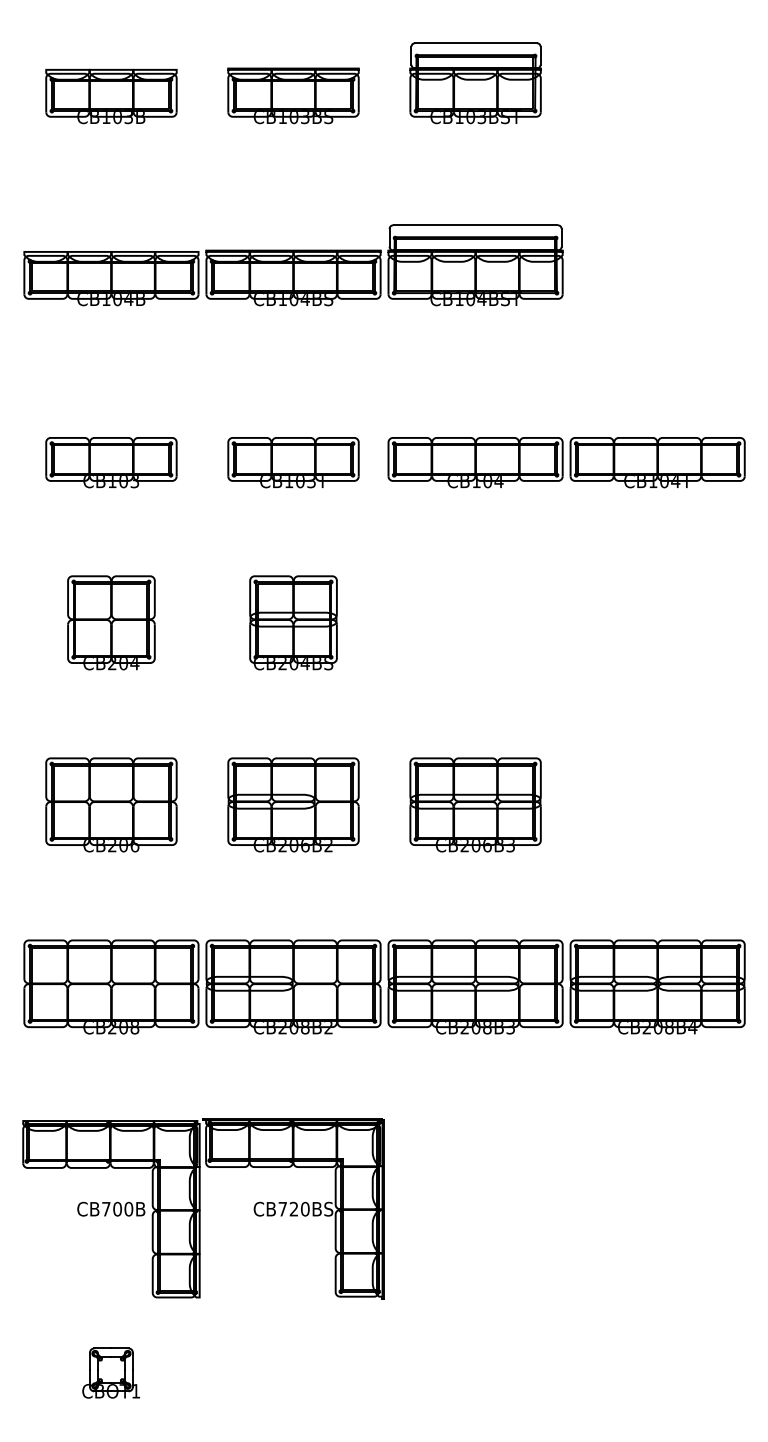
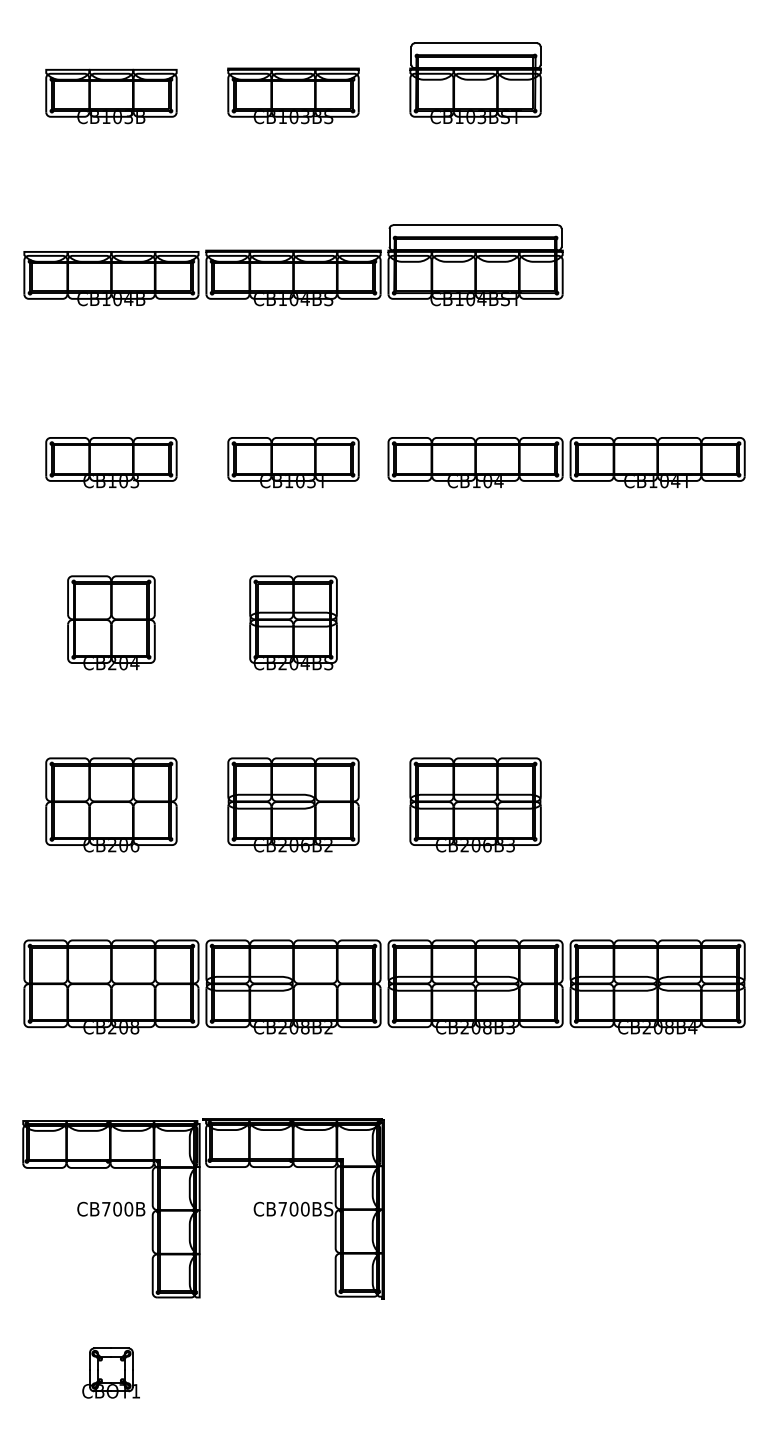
text: CB720BS -> CB700BS (293, 1209)
